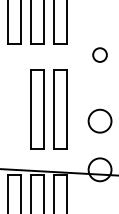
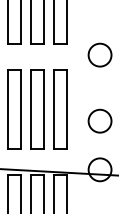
circle size: 16x16 px -> 26x26 px (99, 54)
part: none -> present (14, 109)
